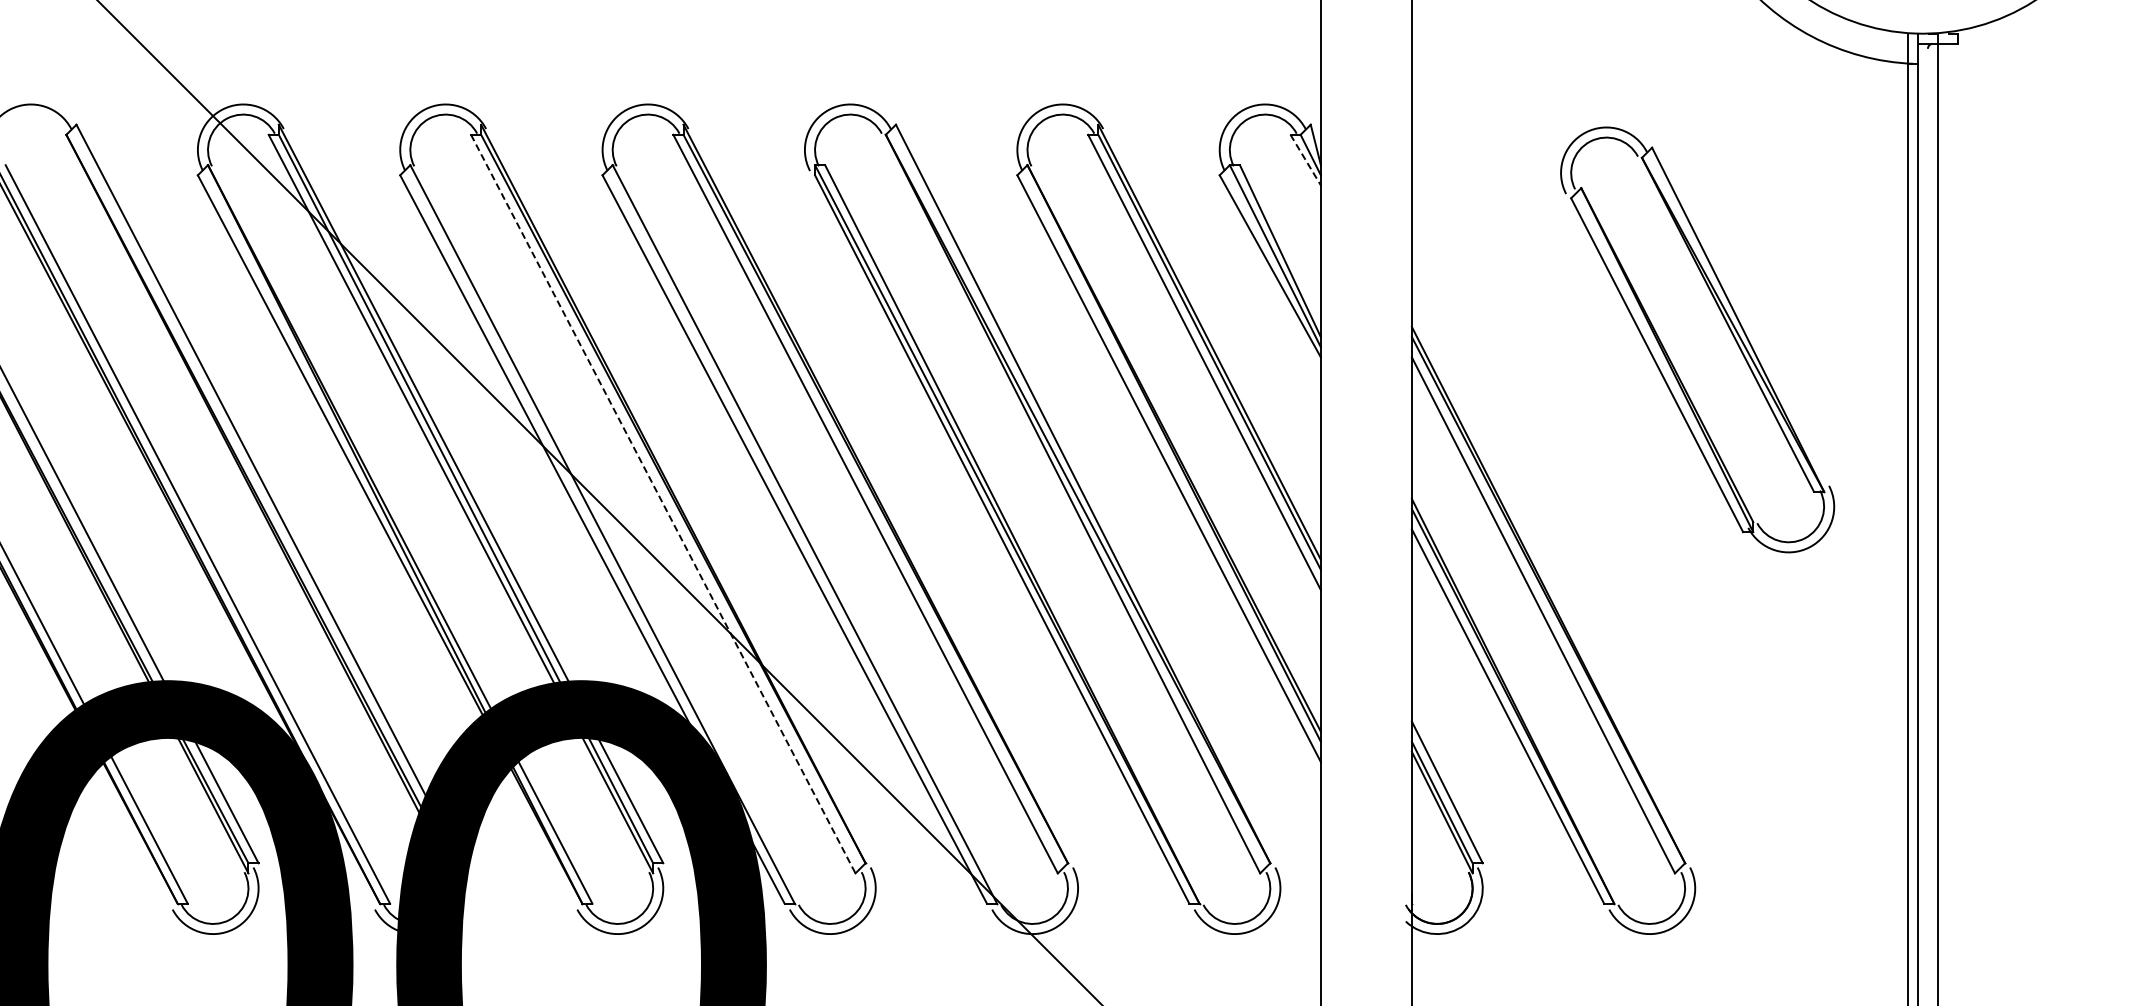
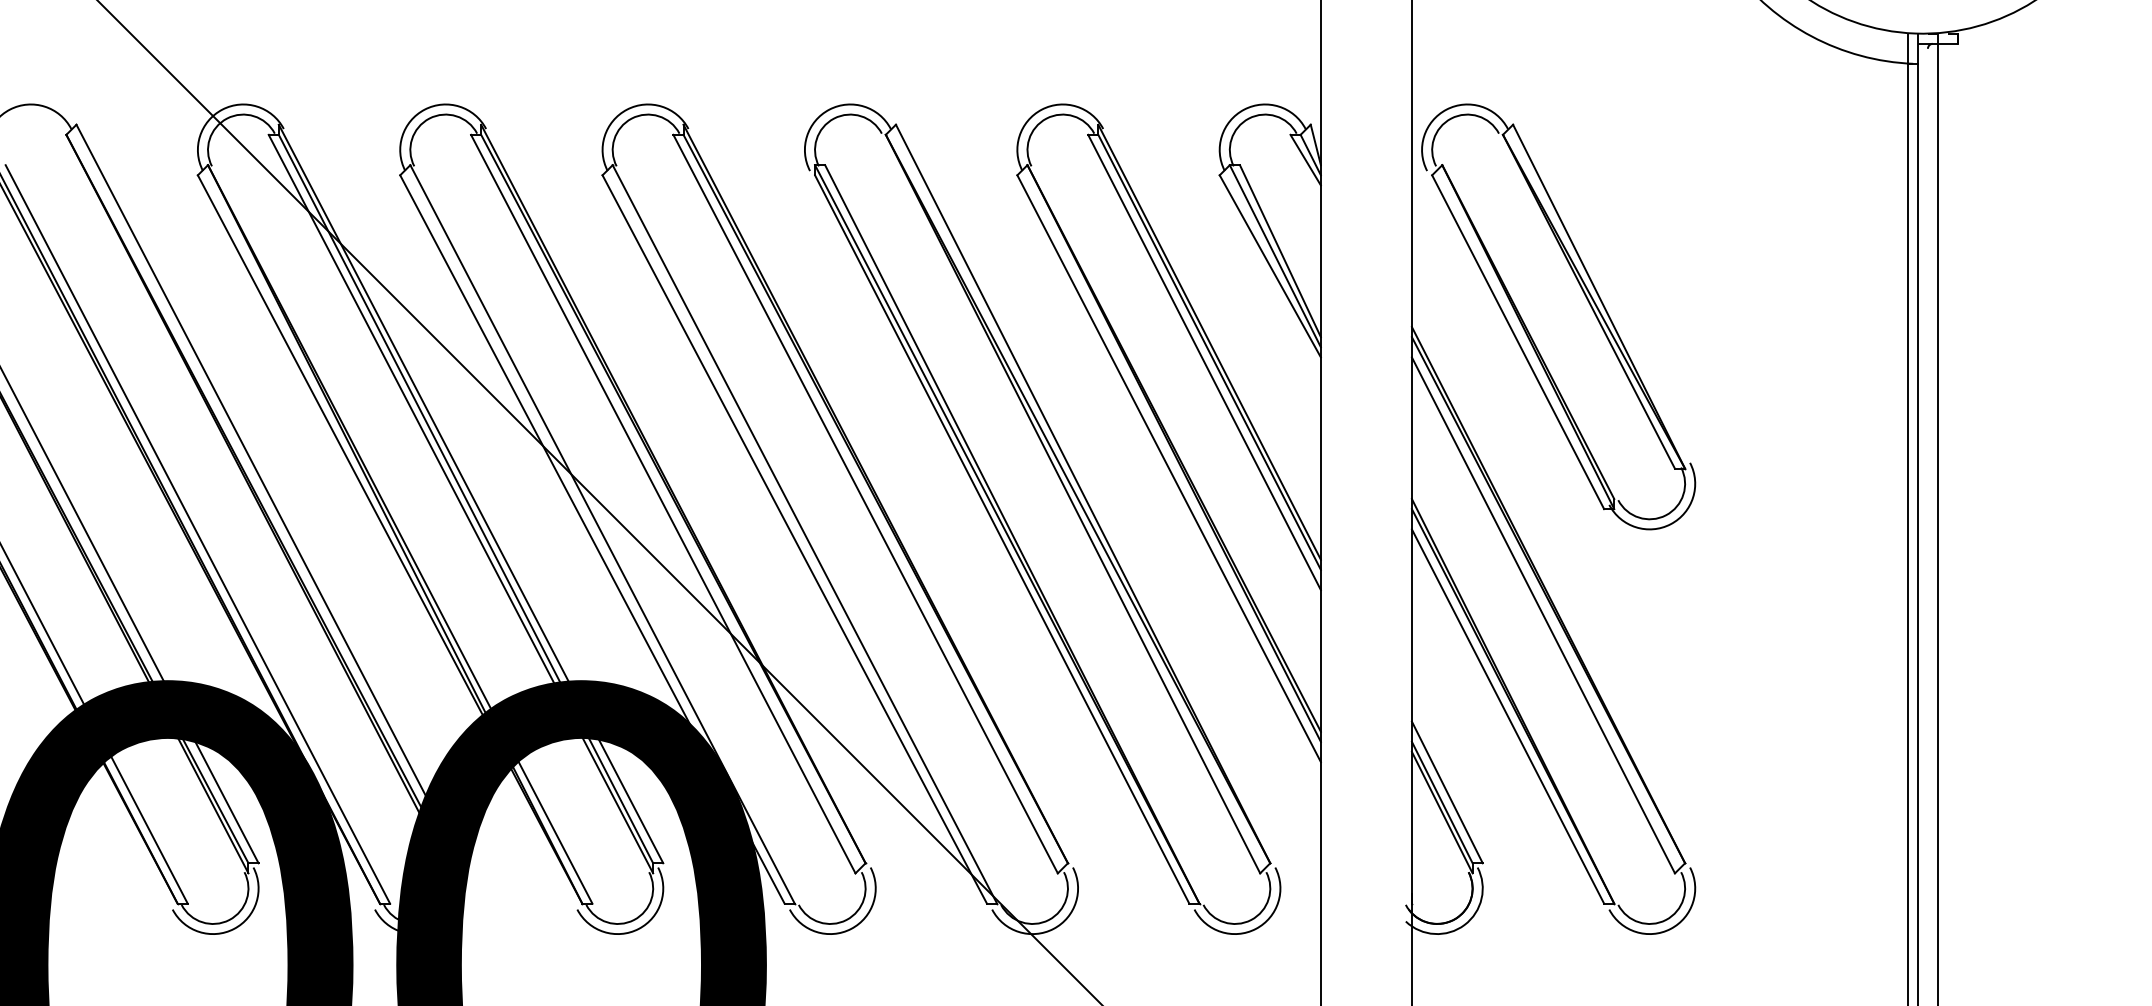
line: dashed -> solid (1305, 160)
part position: (1726, 324) -> (1587, 301) (1587, 301)
line: dashed -> solid (663, 504)
